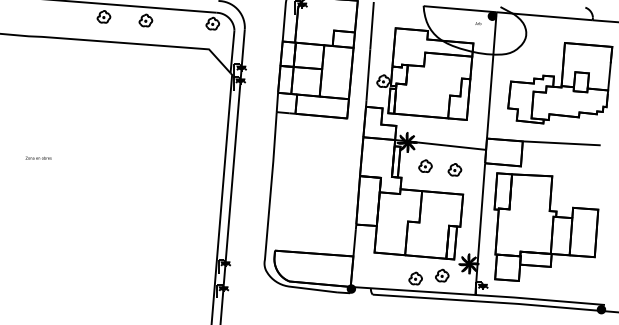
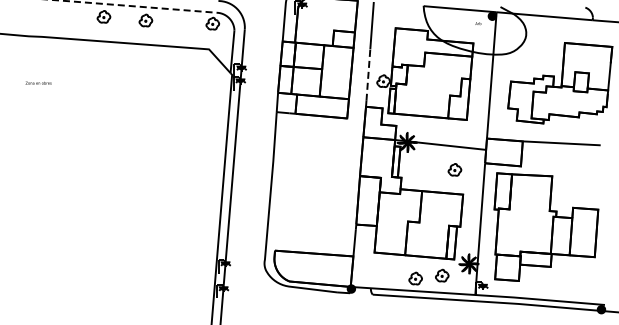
line: solid -> dashed (135, 6)
line: solid -> dashed (368, 75)
text position: (38, 157) -> (38, 82) (38, 82)
part: present -> none (425, 165)
